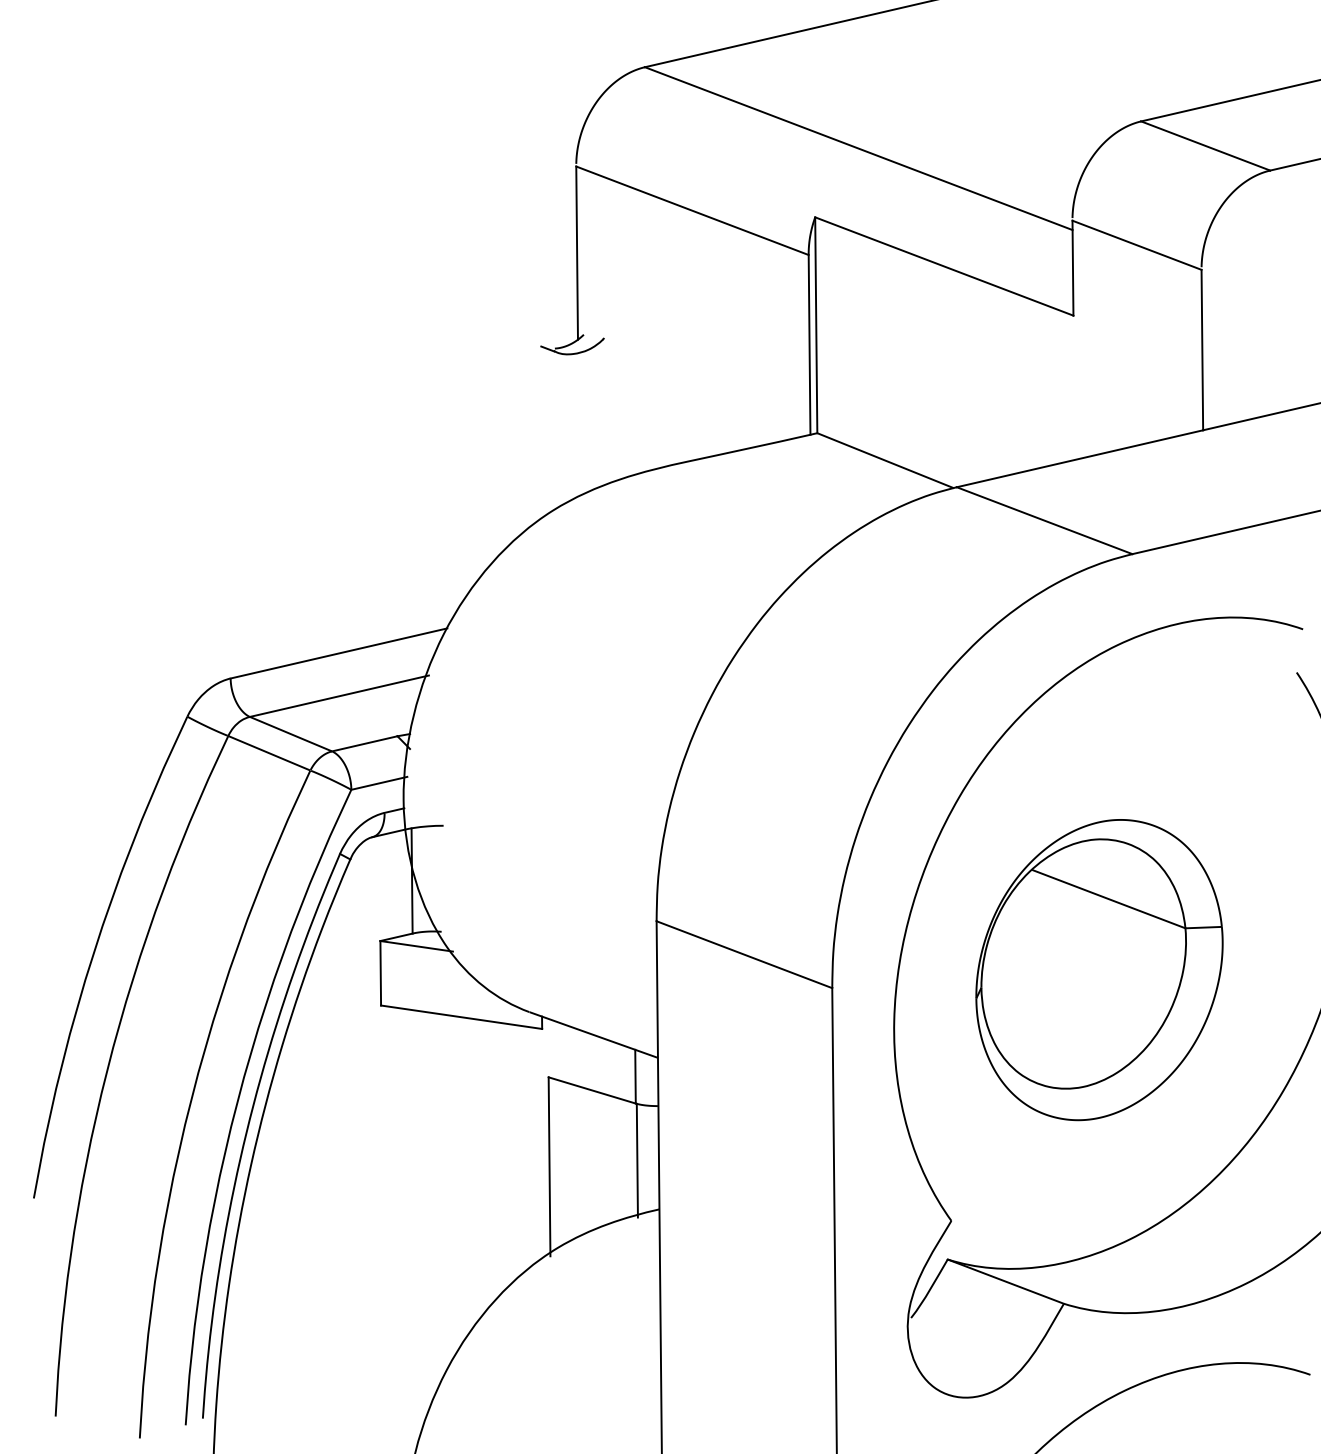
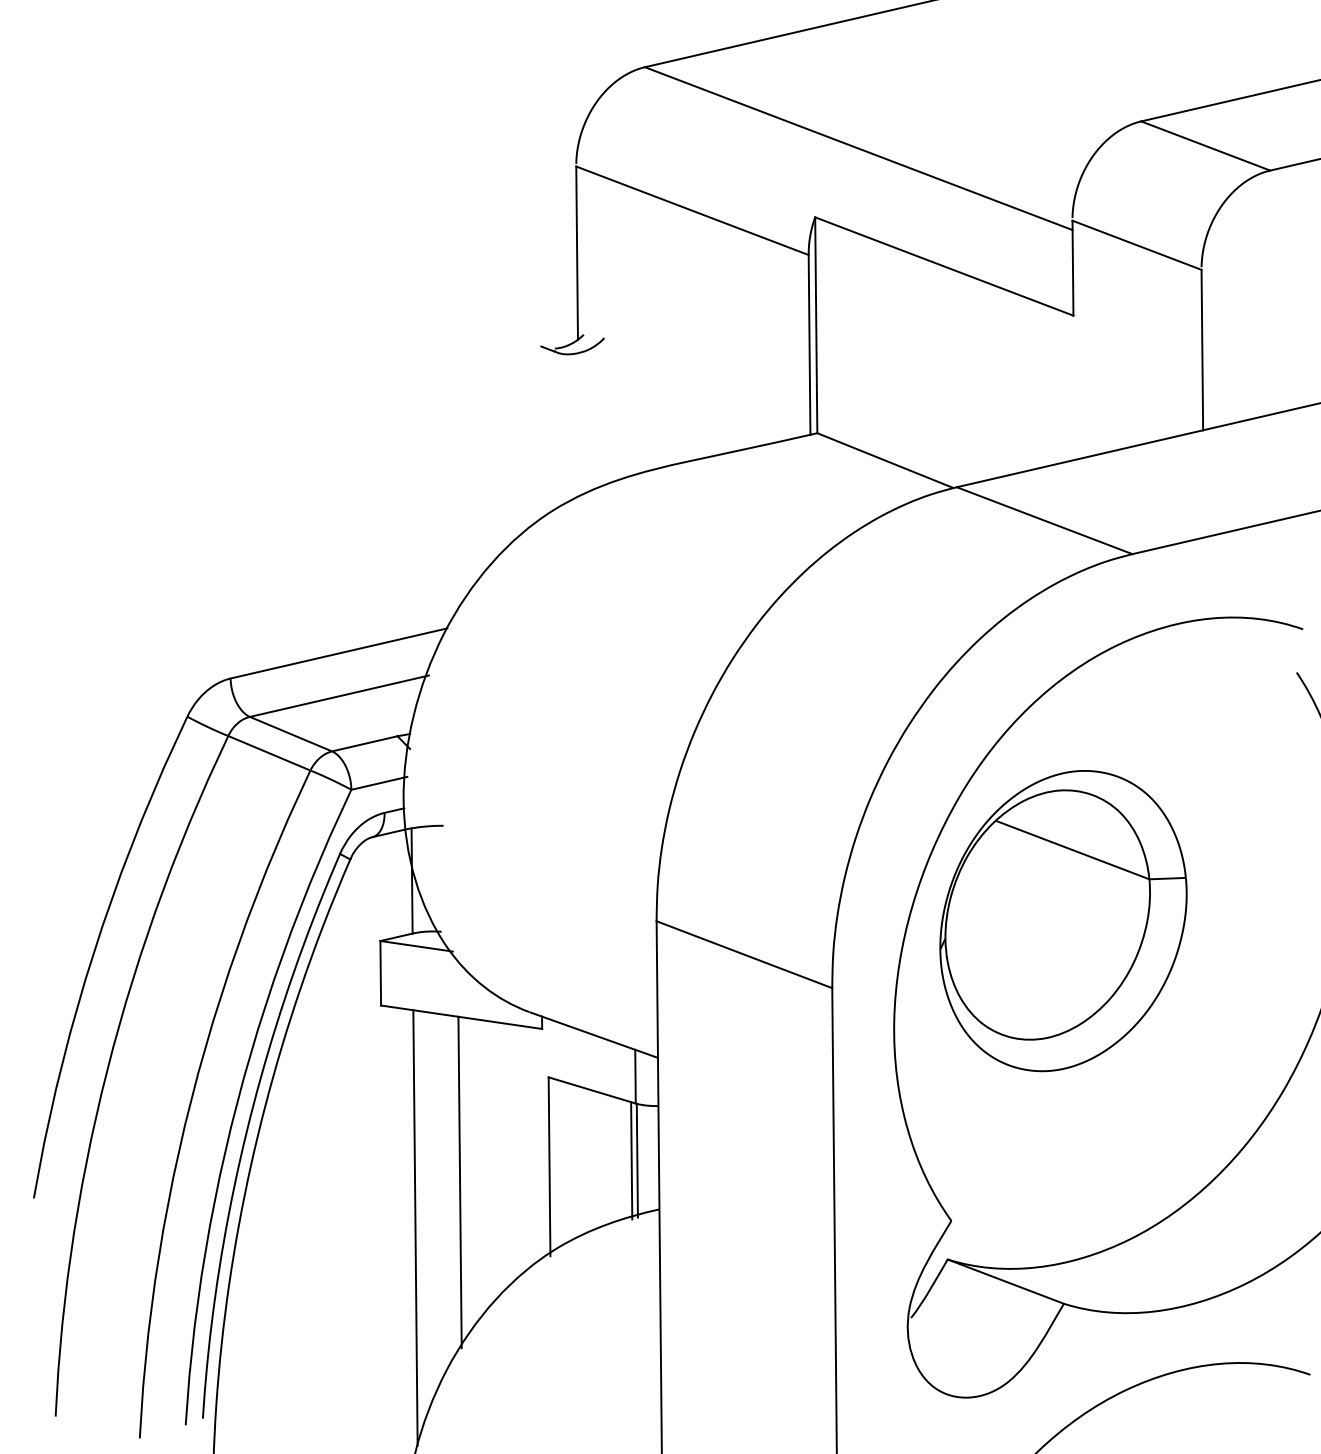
part position: (1099, 970) -> (1063, 921) (1063, 921)
line: none -> present (631, 1160)
line: none -> present (459, 1182)
line: none -> present (415, 1227)
